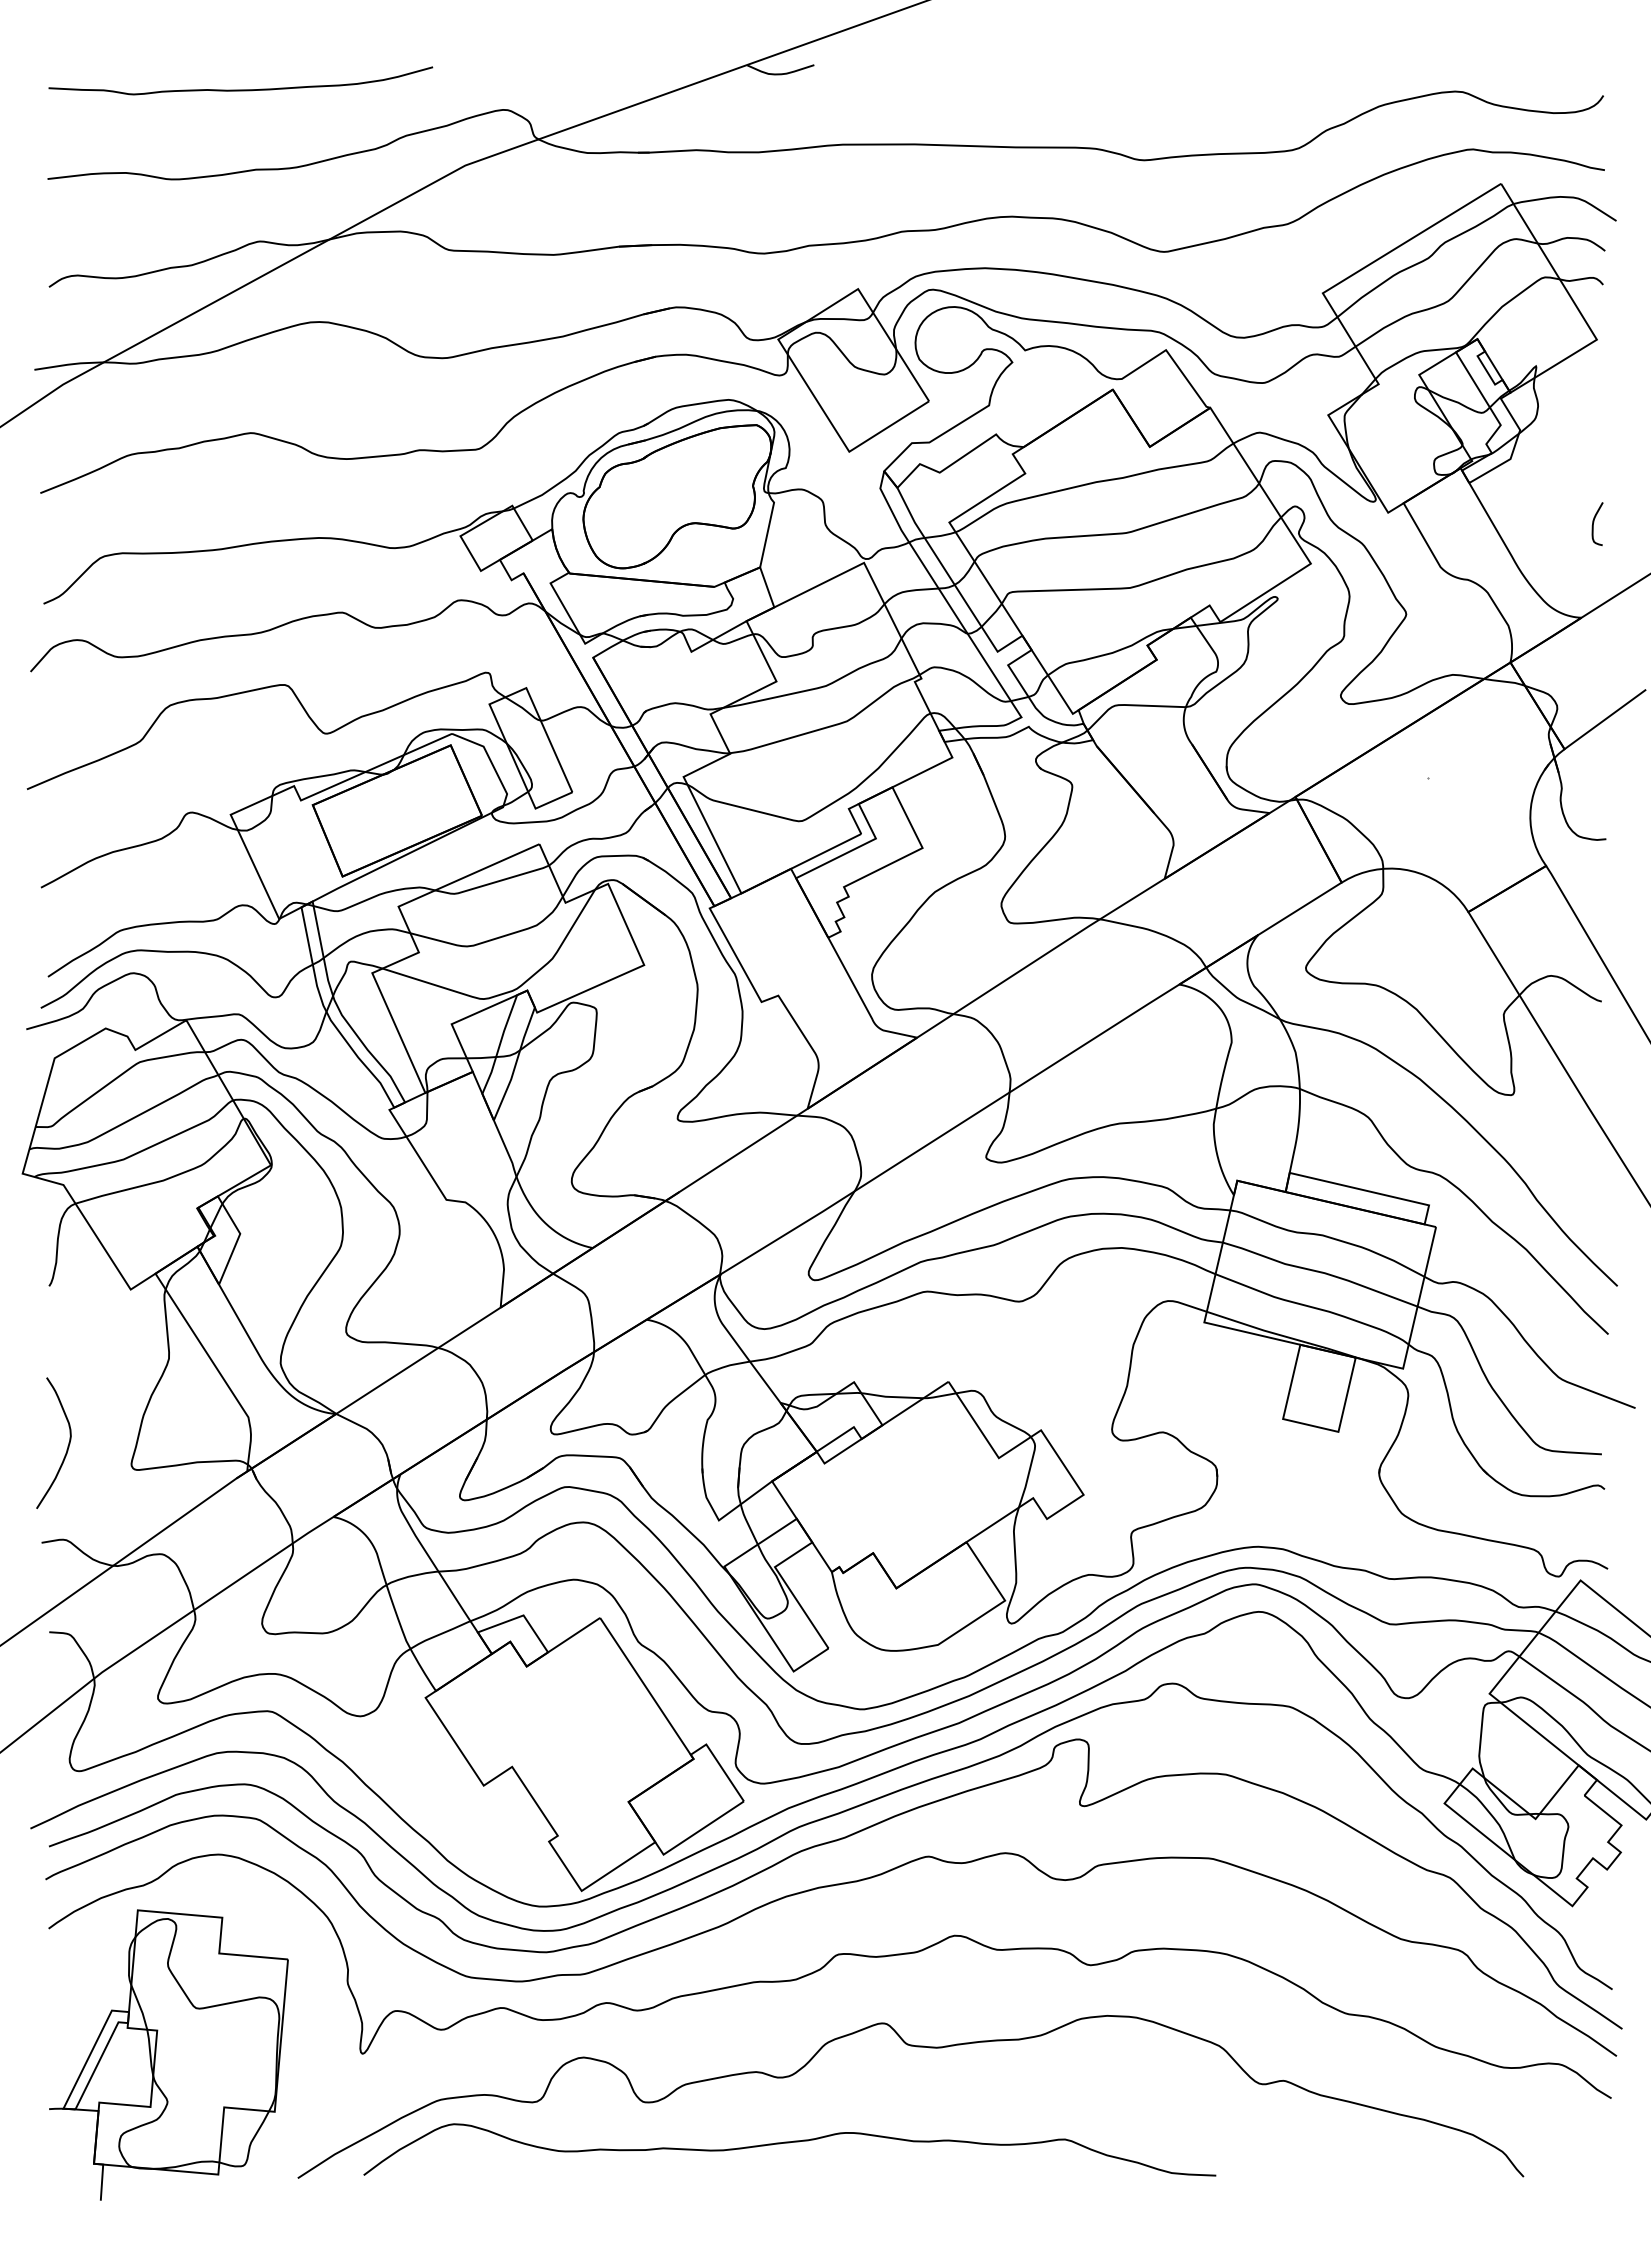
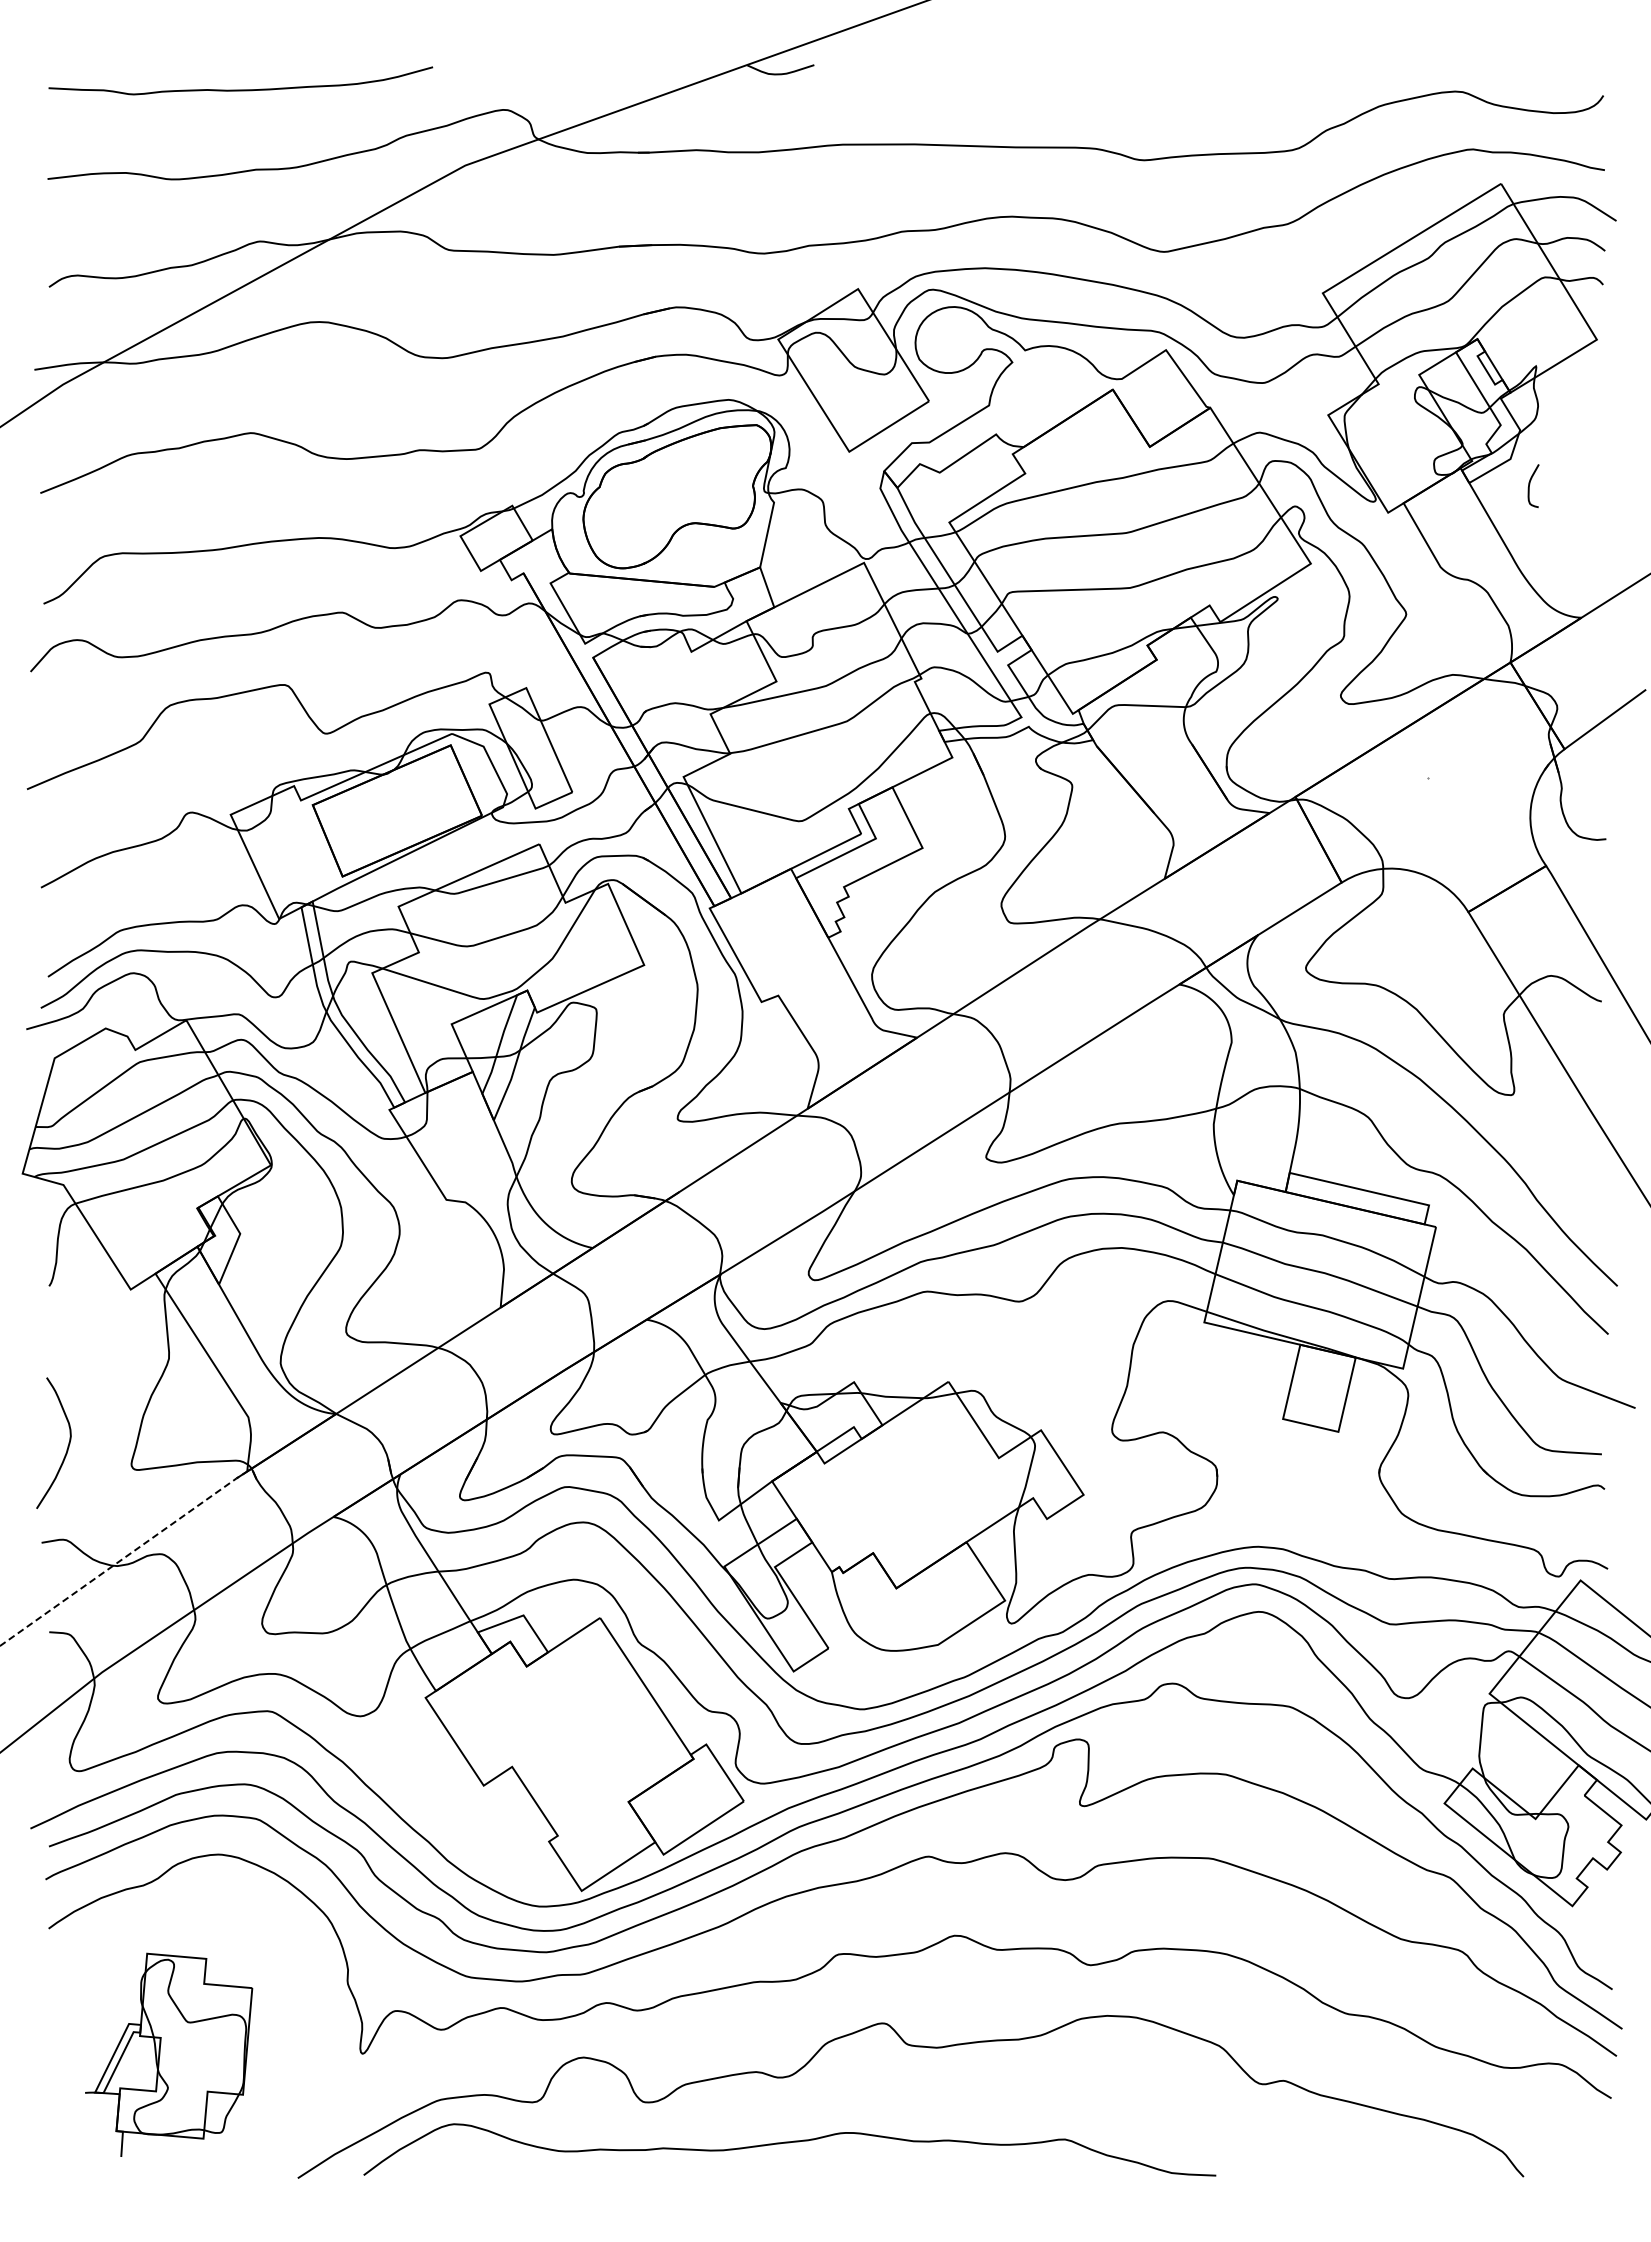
curve position: (1594, 522) -> (1530, 484) (1530, 484)
line: solid -> dashed (124, 1557)
part size: 240x292 px -> 169x205 px (169, 2054)
